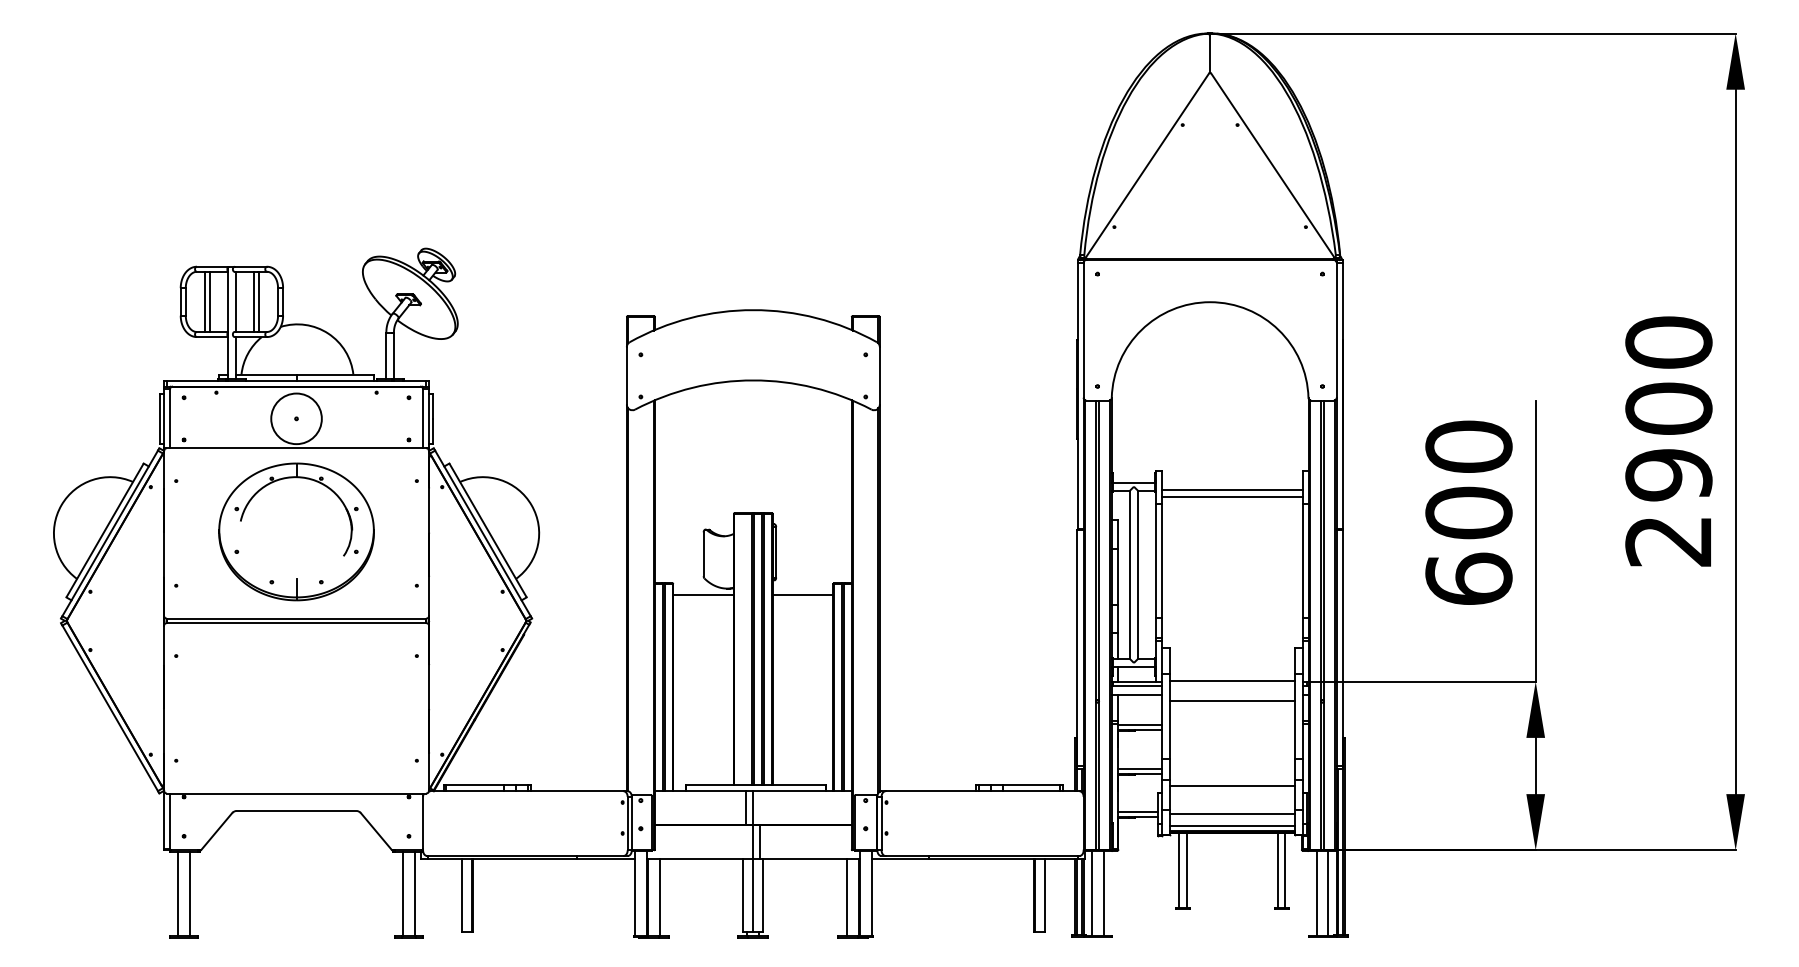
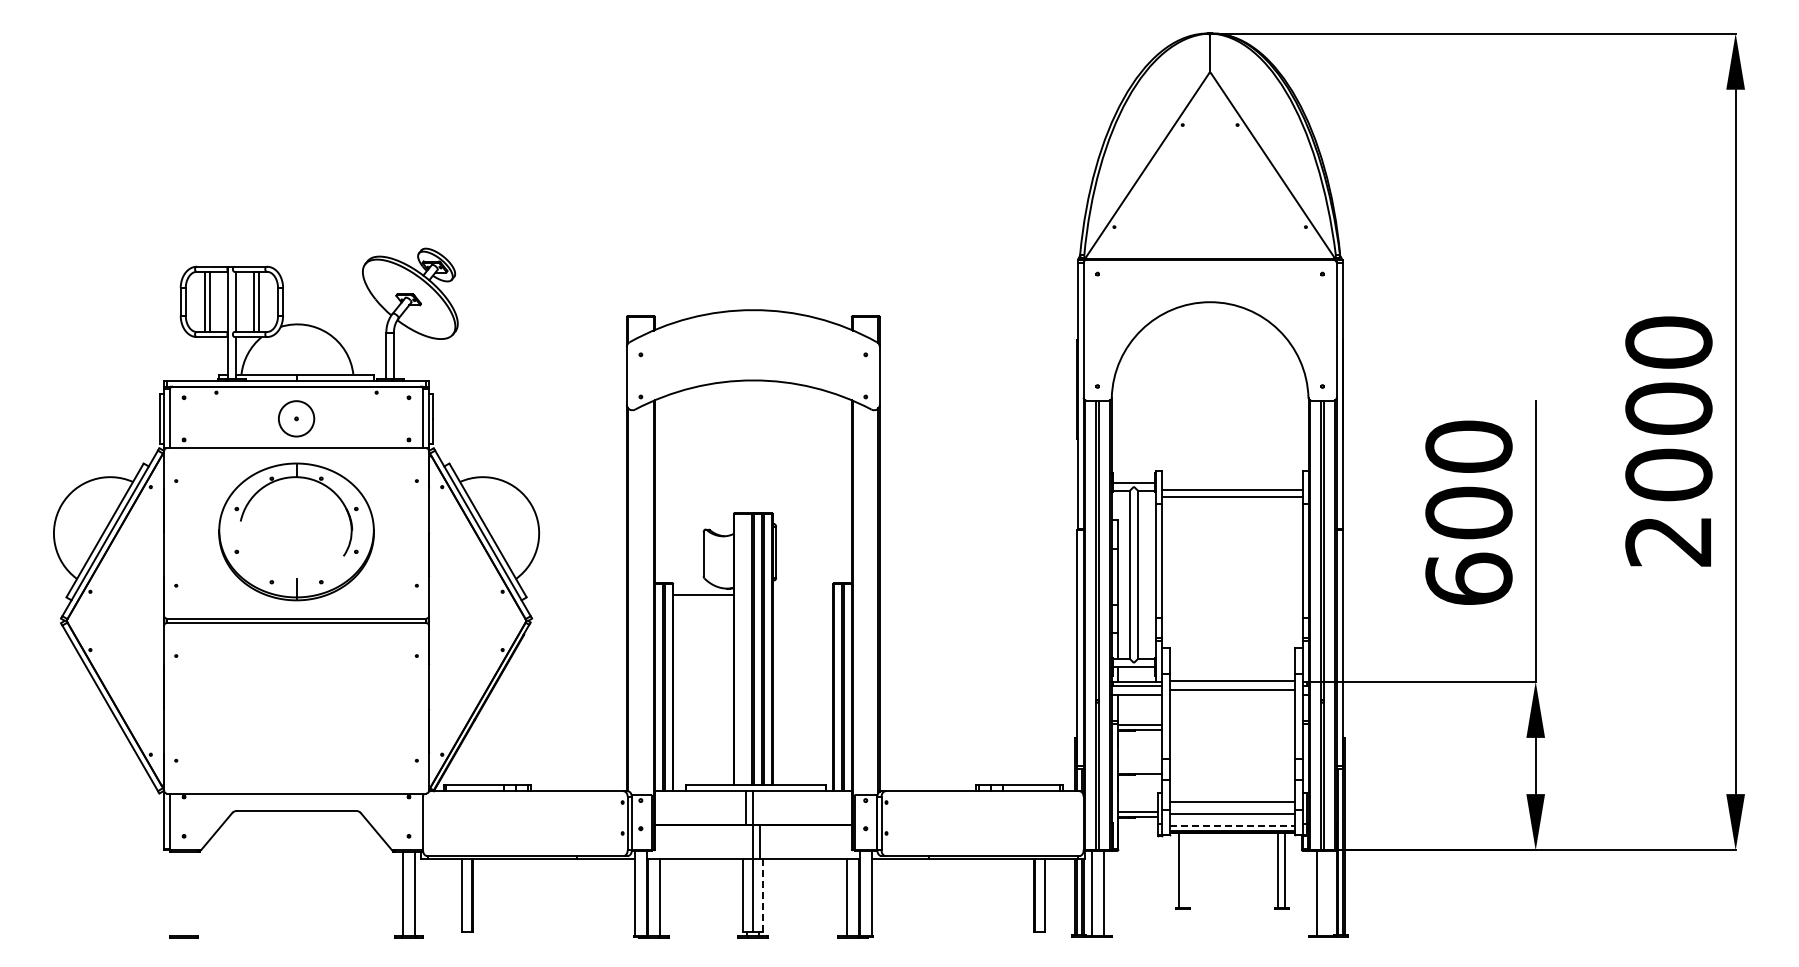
circle diameter: 51 px -> 35 px (296, 418)
text: 2900 -> 2000 (1668, 474)
line: present -> none (802, 594)
line position: (1232, 701) -> (1232, 690) (1232, 690)
line: present -> none (1139, 768)
line position: (1232, 785) -> (1232, 801) (1232, 801)
line: solid -> dashed (1232, 825)
line: present -> none (1186, 870)
line: present -> none (1328, 893)
line: present -> none (178, 894)
line: present -> none (190, 894)
line: solid -> dashed (763, 895)
